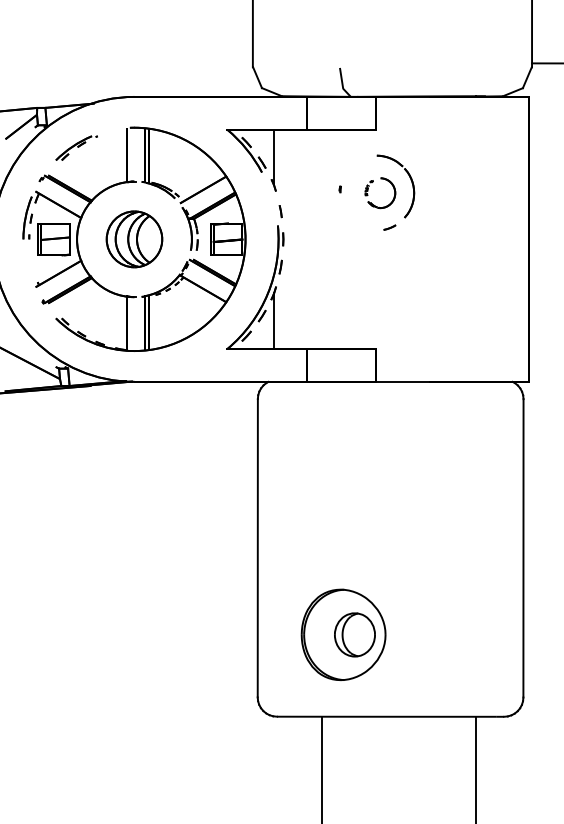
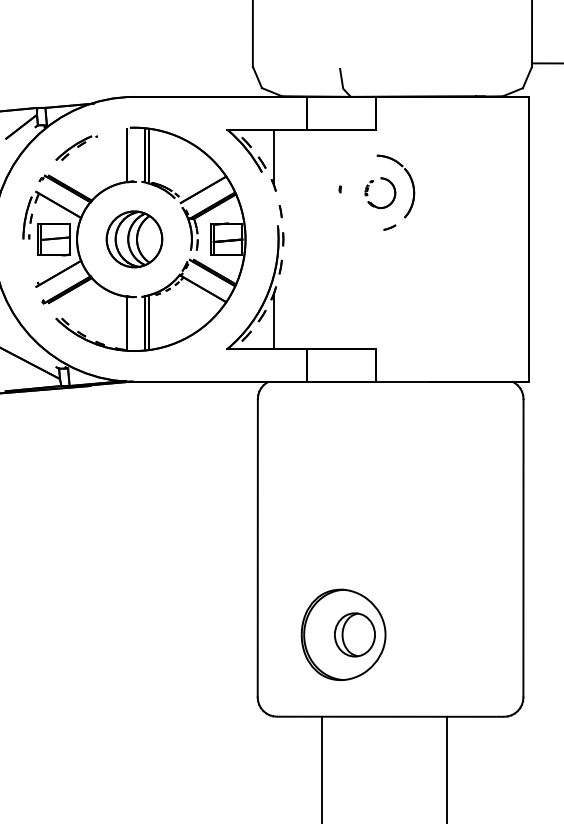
line position: (476, 768) -> (447, 768) (447, 768)
